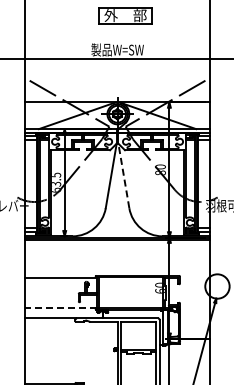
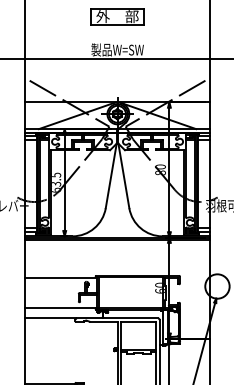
part position: (125, 15) -> (117, 16) (117, 16)
line: dashed -> solid (123, 175)
line: dashed -> solid (60, 307)
